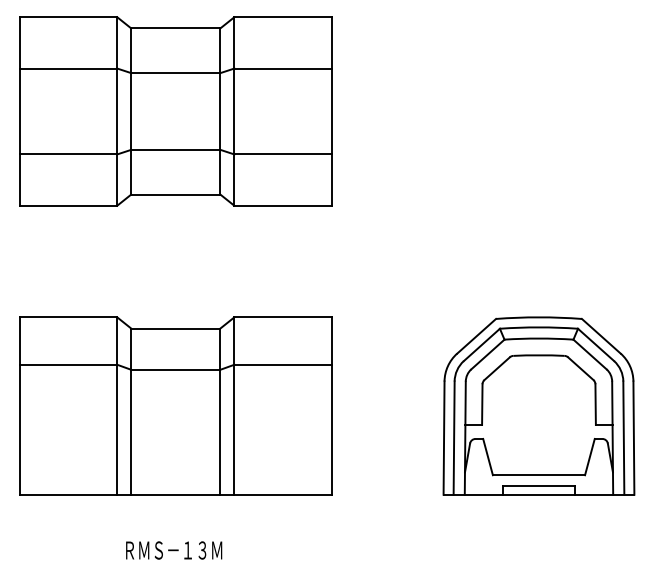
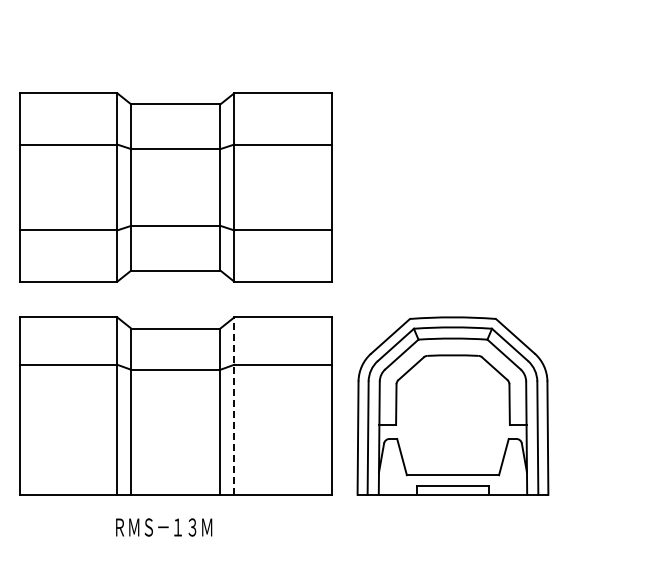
part position: (175, 111) -> (175, 187) (175, 187)
part position: (538, 405) -> (452, 405) (452, 405)
line: solid -> dashed (234, 406)
text position: (174, 550) -> (164, 527) (164, 527)
